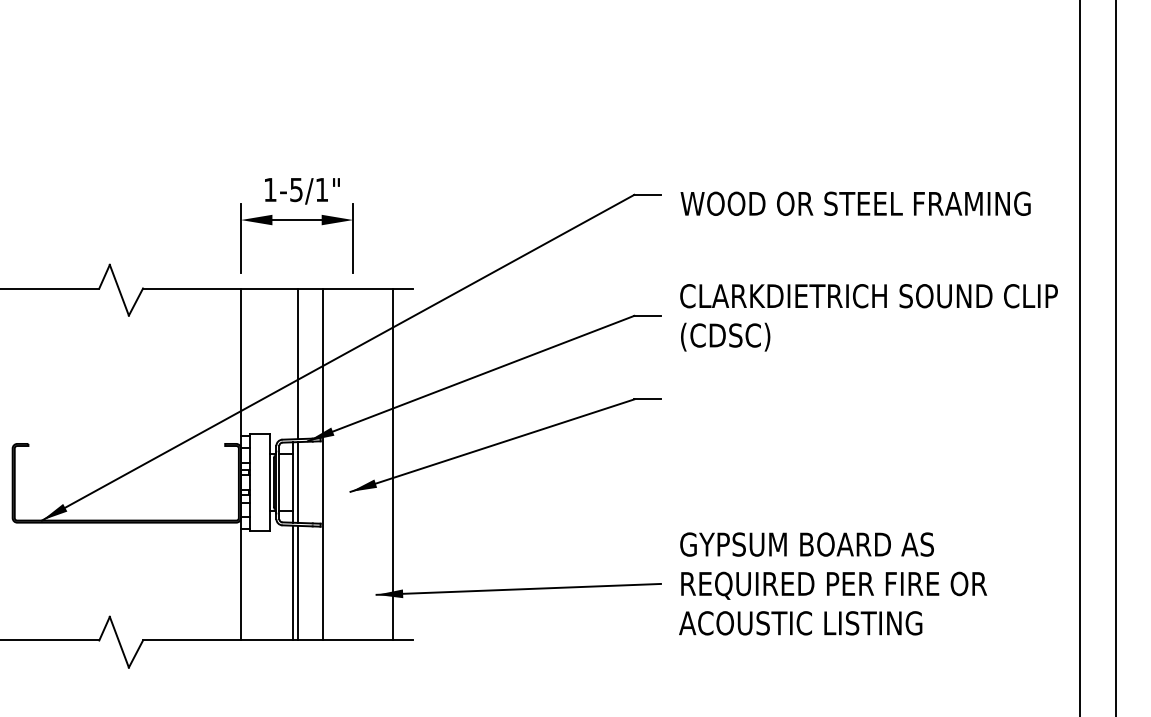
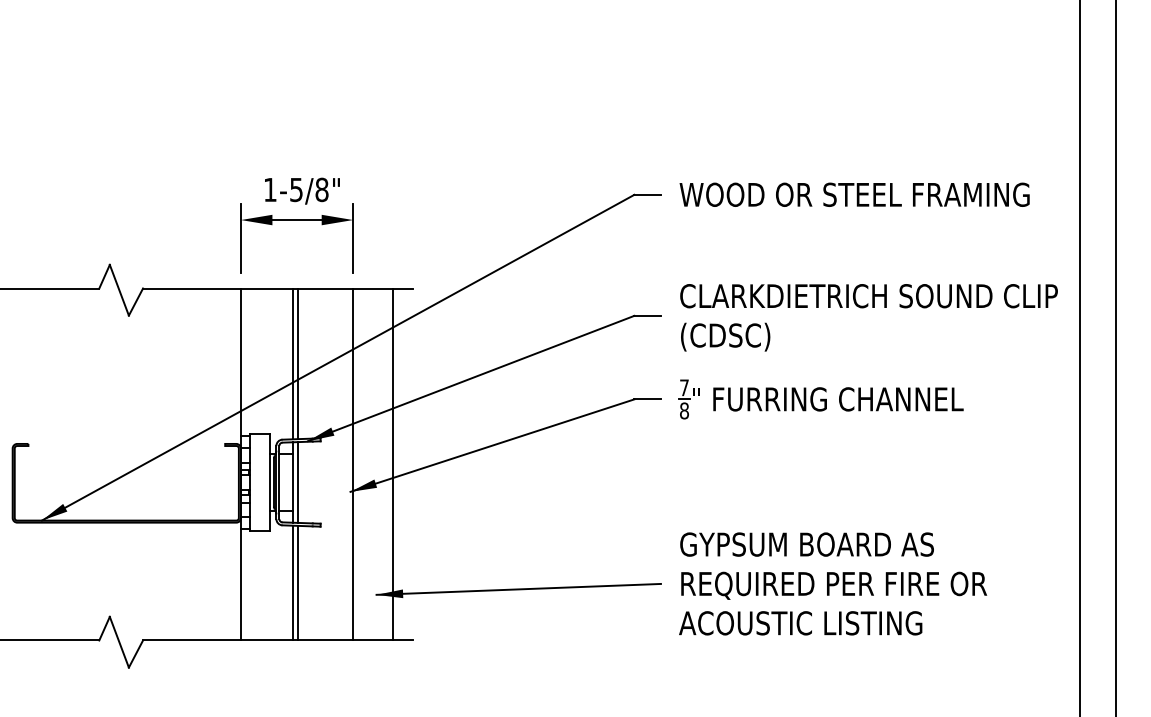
text: 1-5/1" -> 1-5/8" (321, 189)
text position: (855, 203) -> (854, 194) (854, 194)
line: none -> present (293, 363)
part: none -> present (820, 399)
line position: (323, 464) -> (353, 464) (353, 464)
